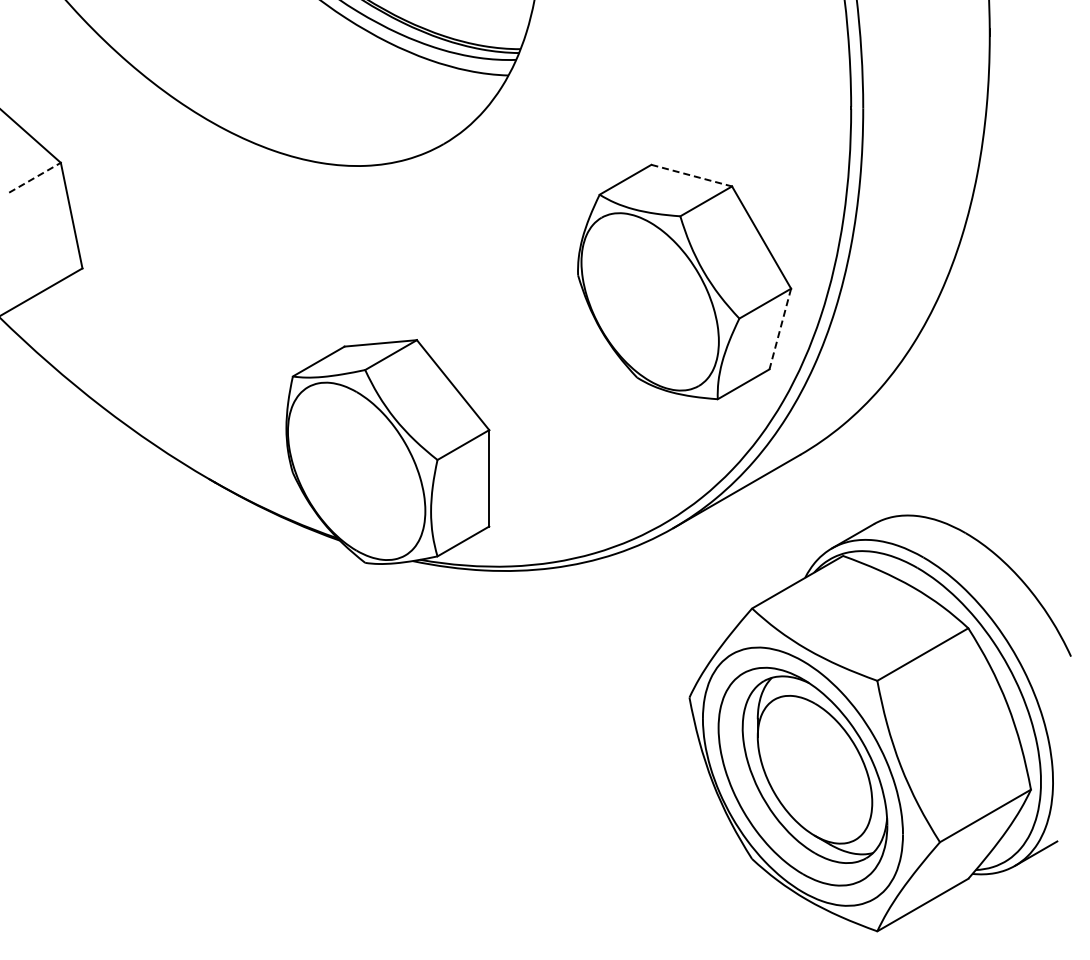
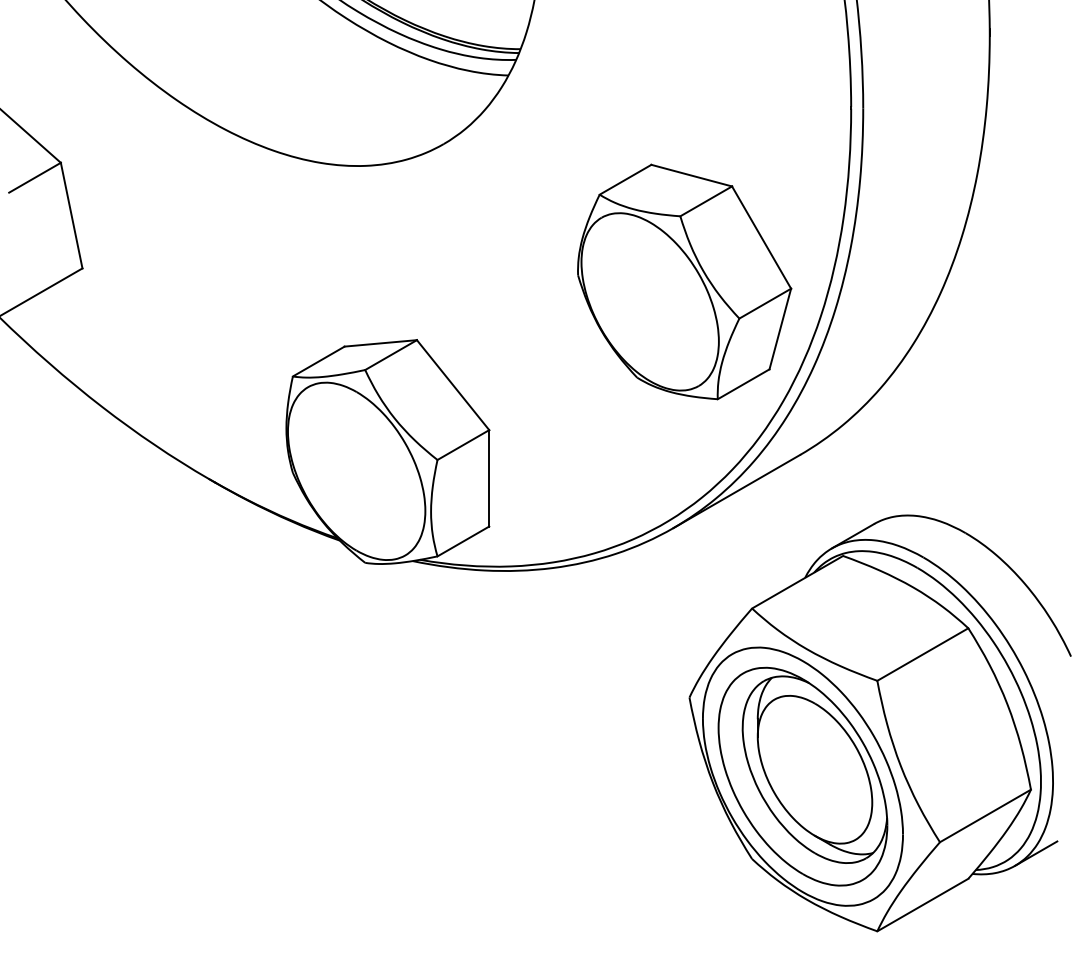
line: dashed -> solid (691, 175)
line: dashed -> solid (35, 177)
line: dashed -> solid (780, 329)
